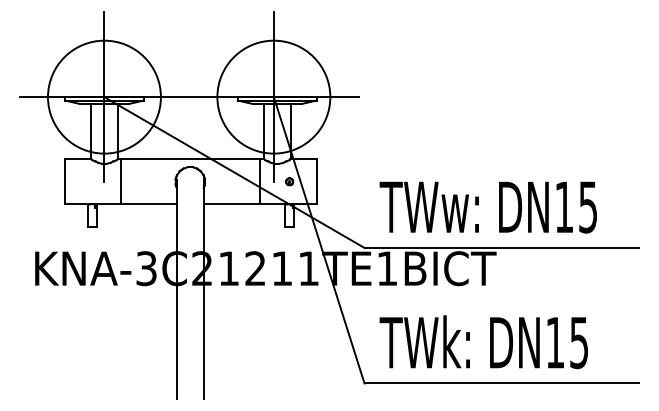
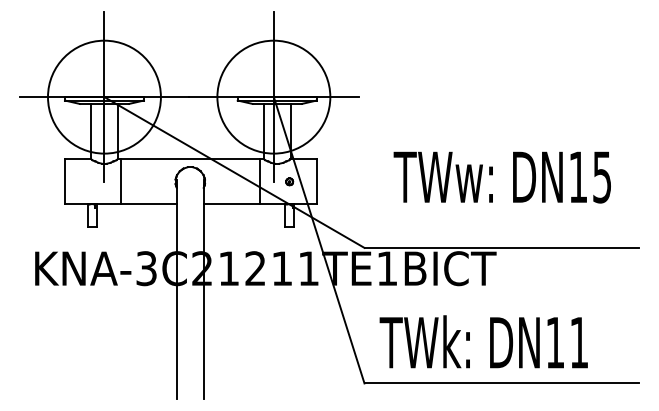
text position: (487, 207) -> (501, 177) (501, 177)
text: DN15 -> DN11 (578, 343)
